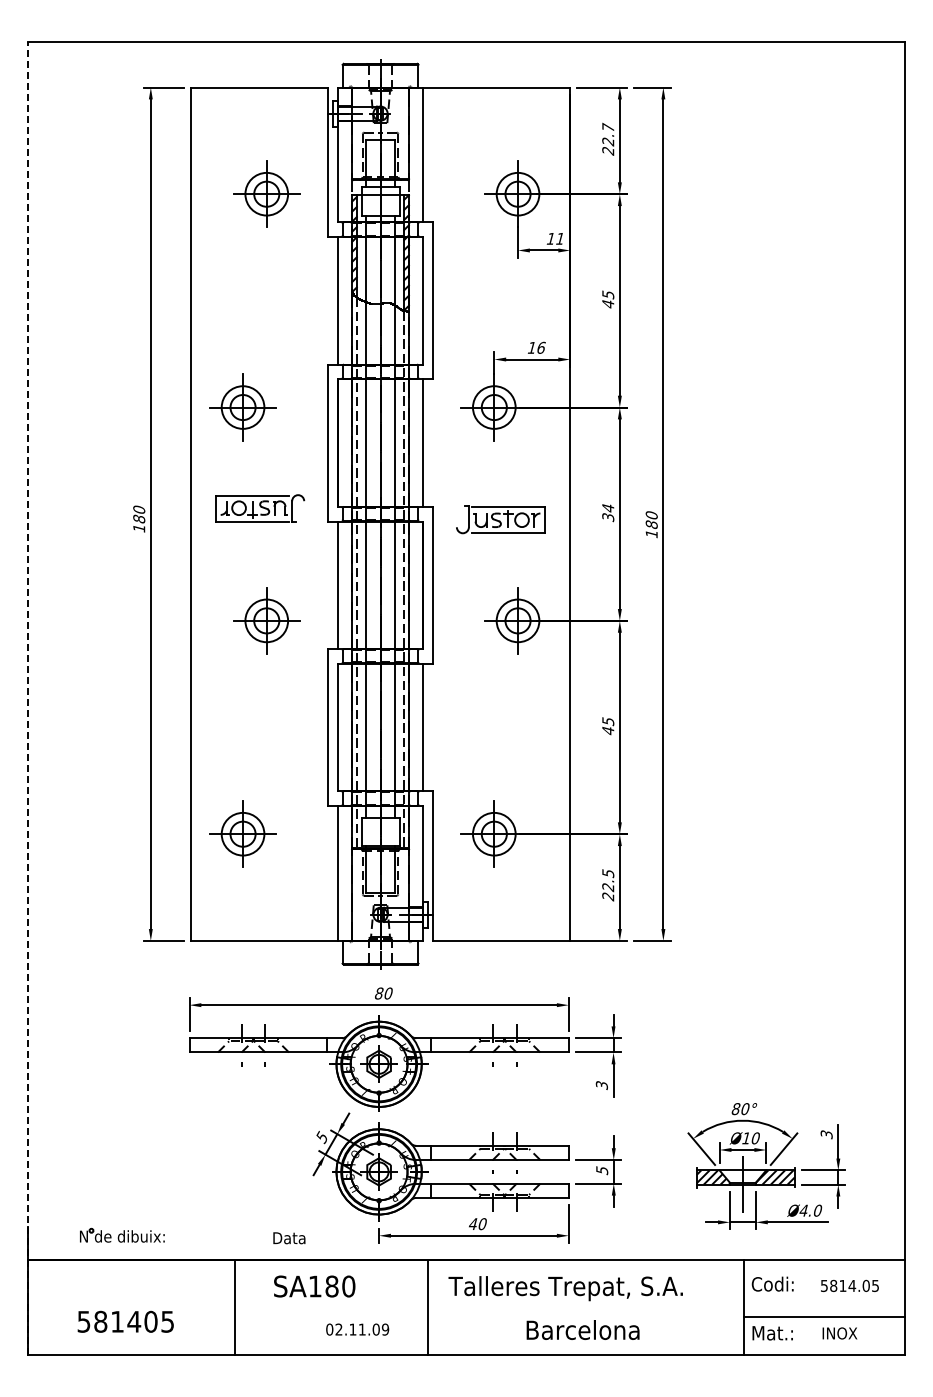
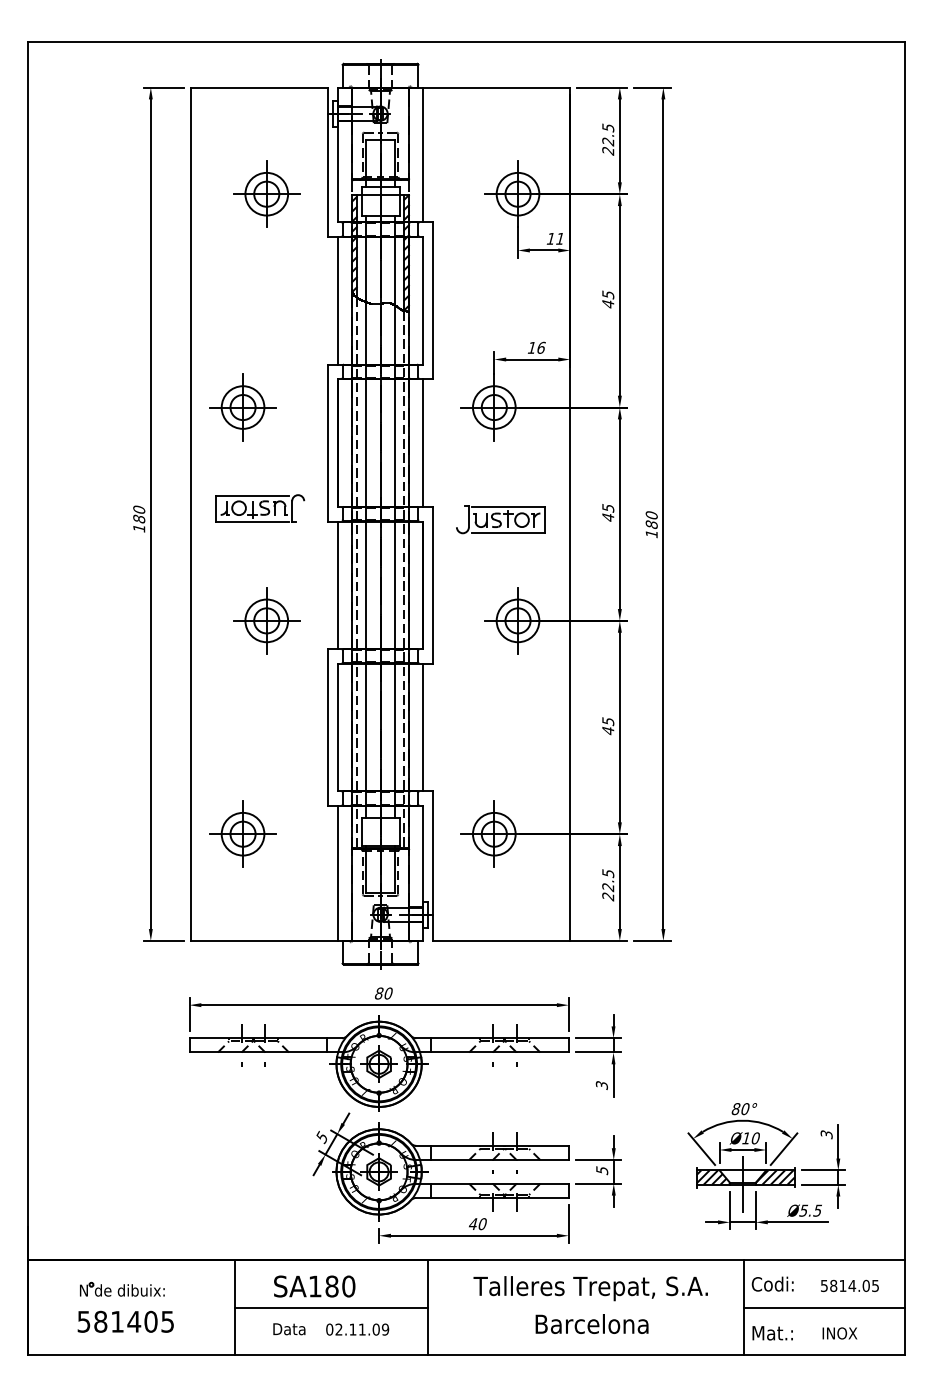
text: 22.7 -> 22.5 (608, 127)
text: 34 -> 45 (608, 513)
line: dashed -> solid (27, 698)
text: Ø4.0 -> Ø5.5 (810, 1210)
part position: (122, 1234) -> (122, 1288) (122, 1288)
text position: (289, 1238) -> (289, 1329) (289, 1329)
text position: (565, 1288) -> (590, 1288) (590, 1288)
line: none -> present (331, 1307)
line position: (824, 1316) -> (824, 1307) (824, 1307)
text position: (582, 1329) -> (591, 1323) (591, 1323)
